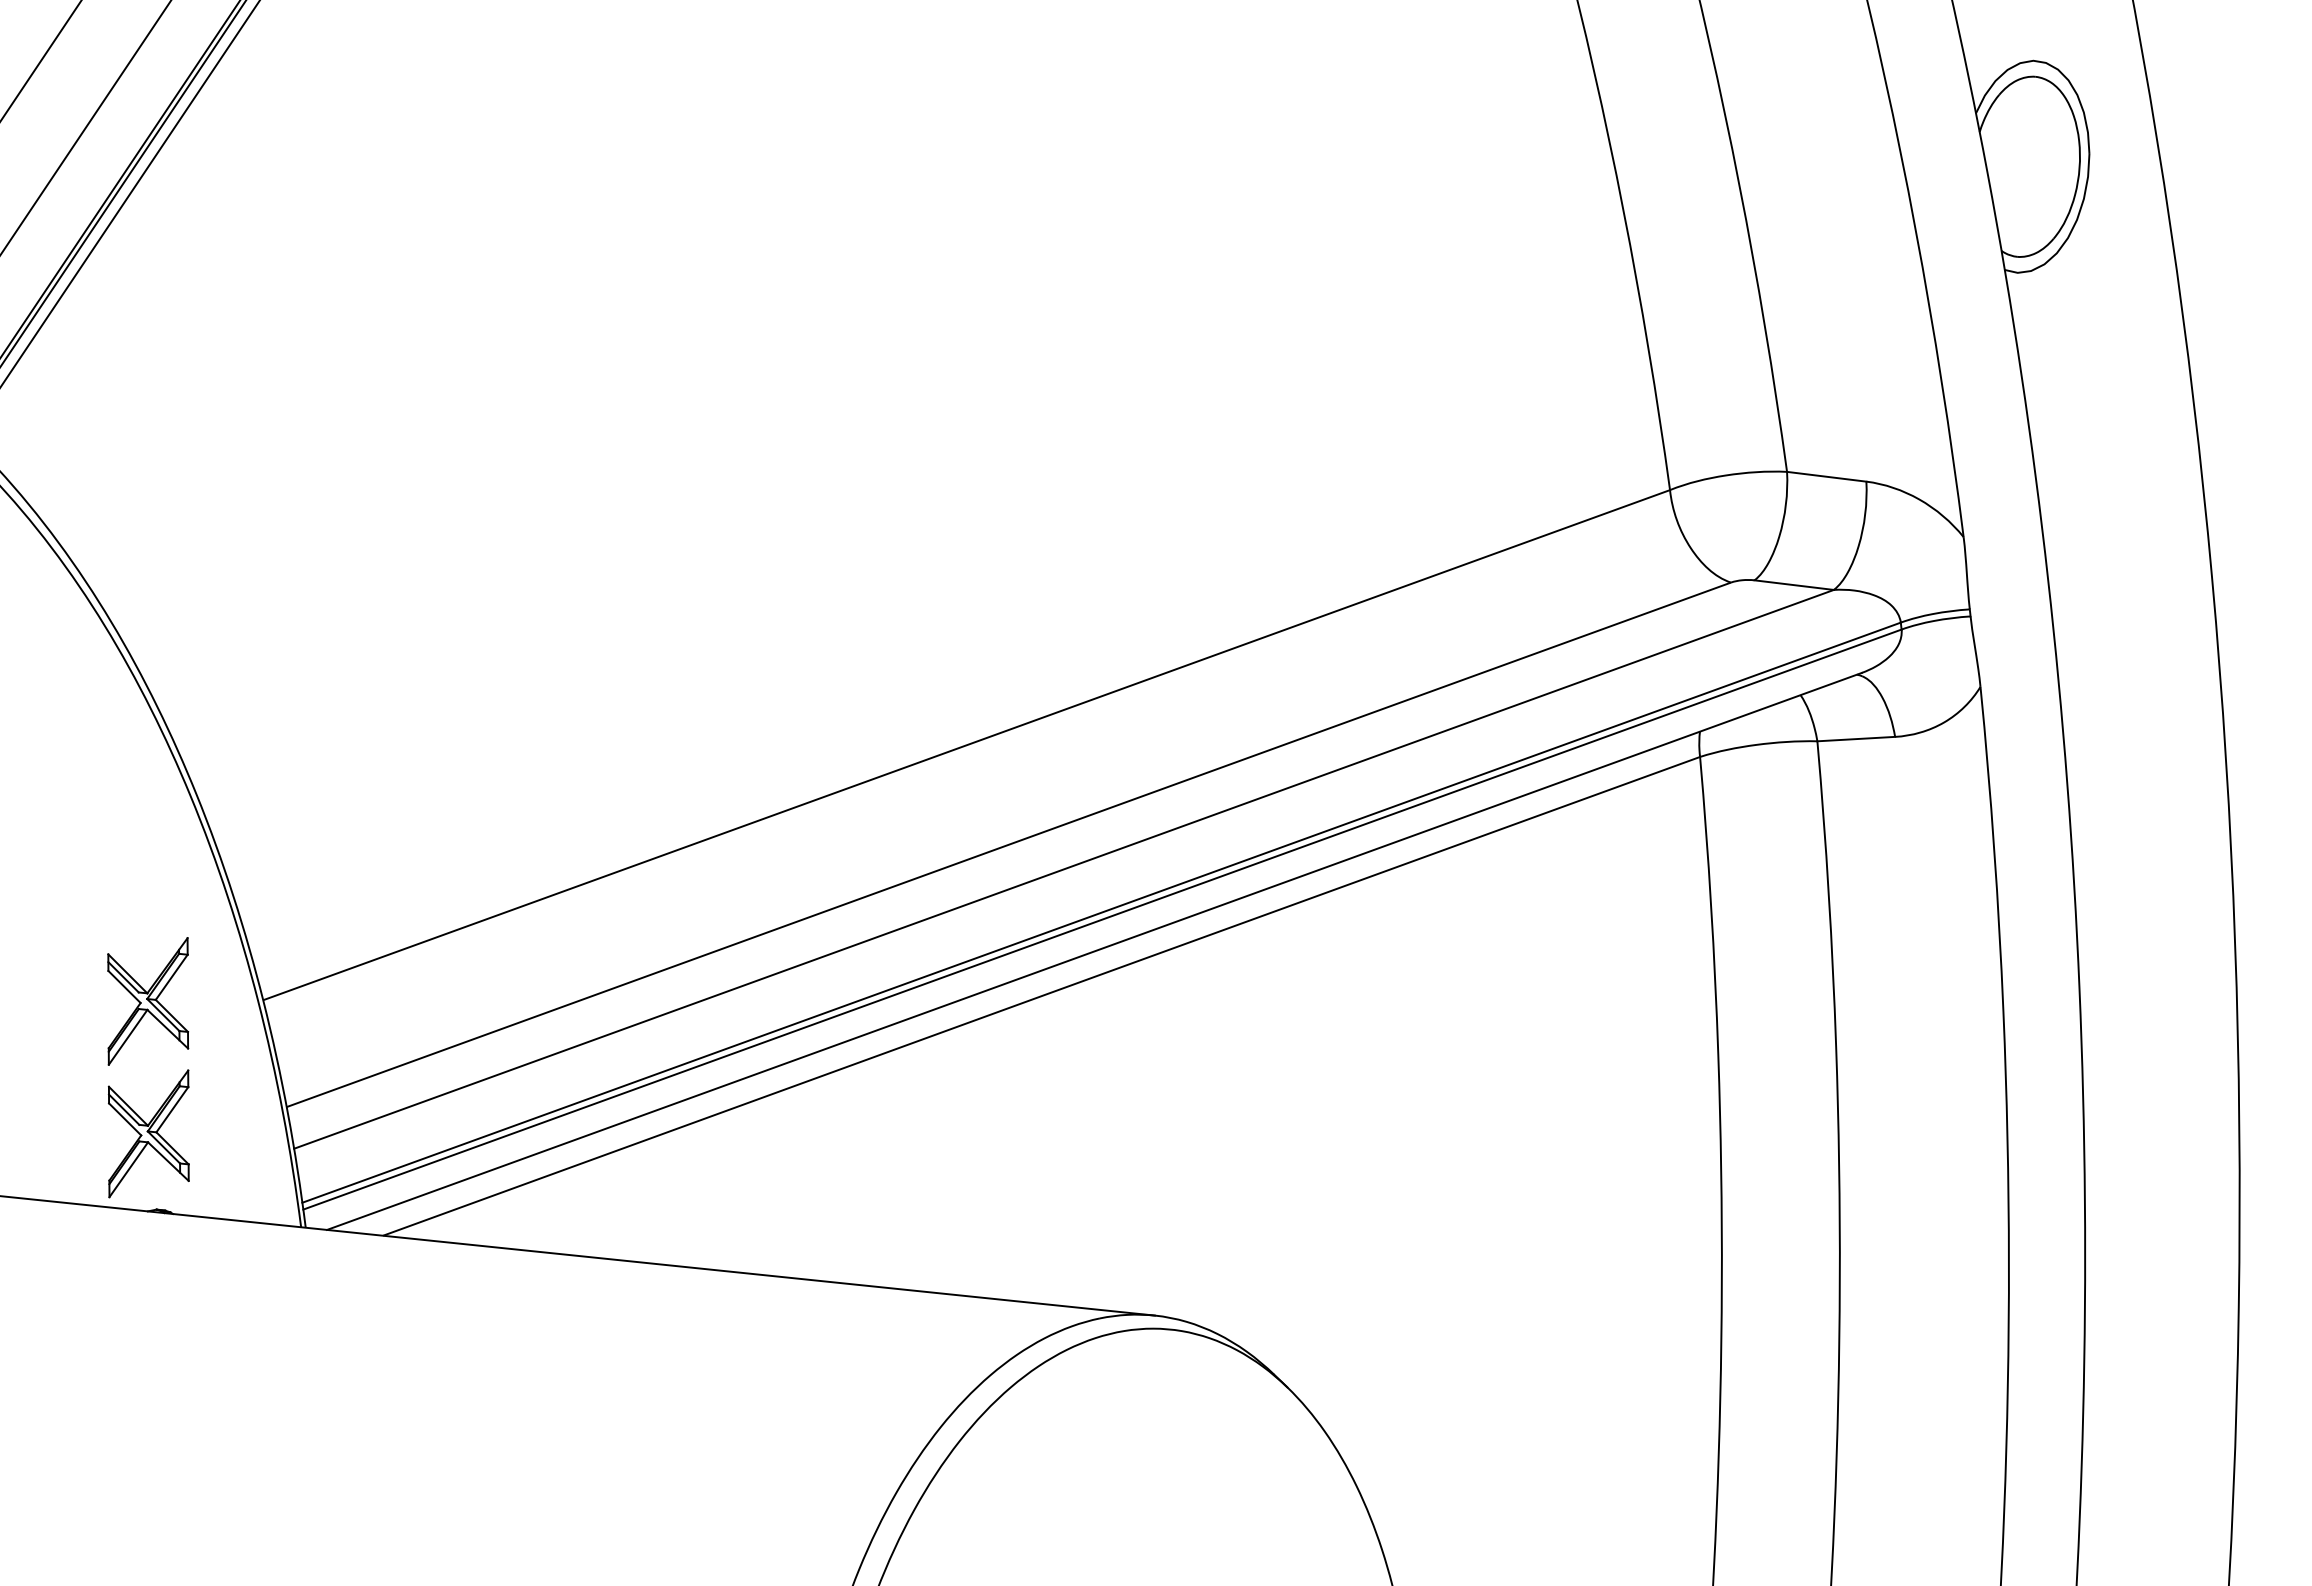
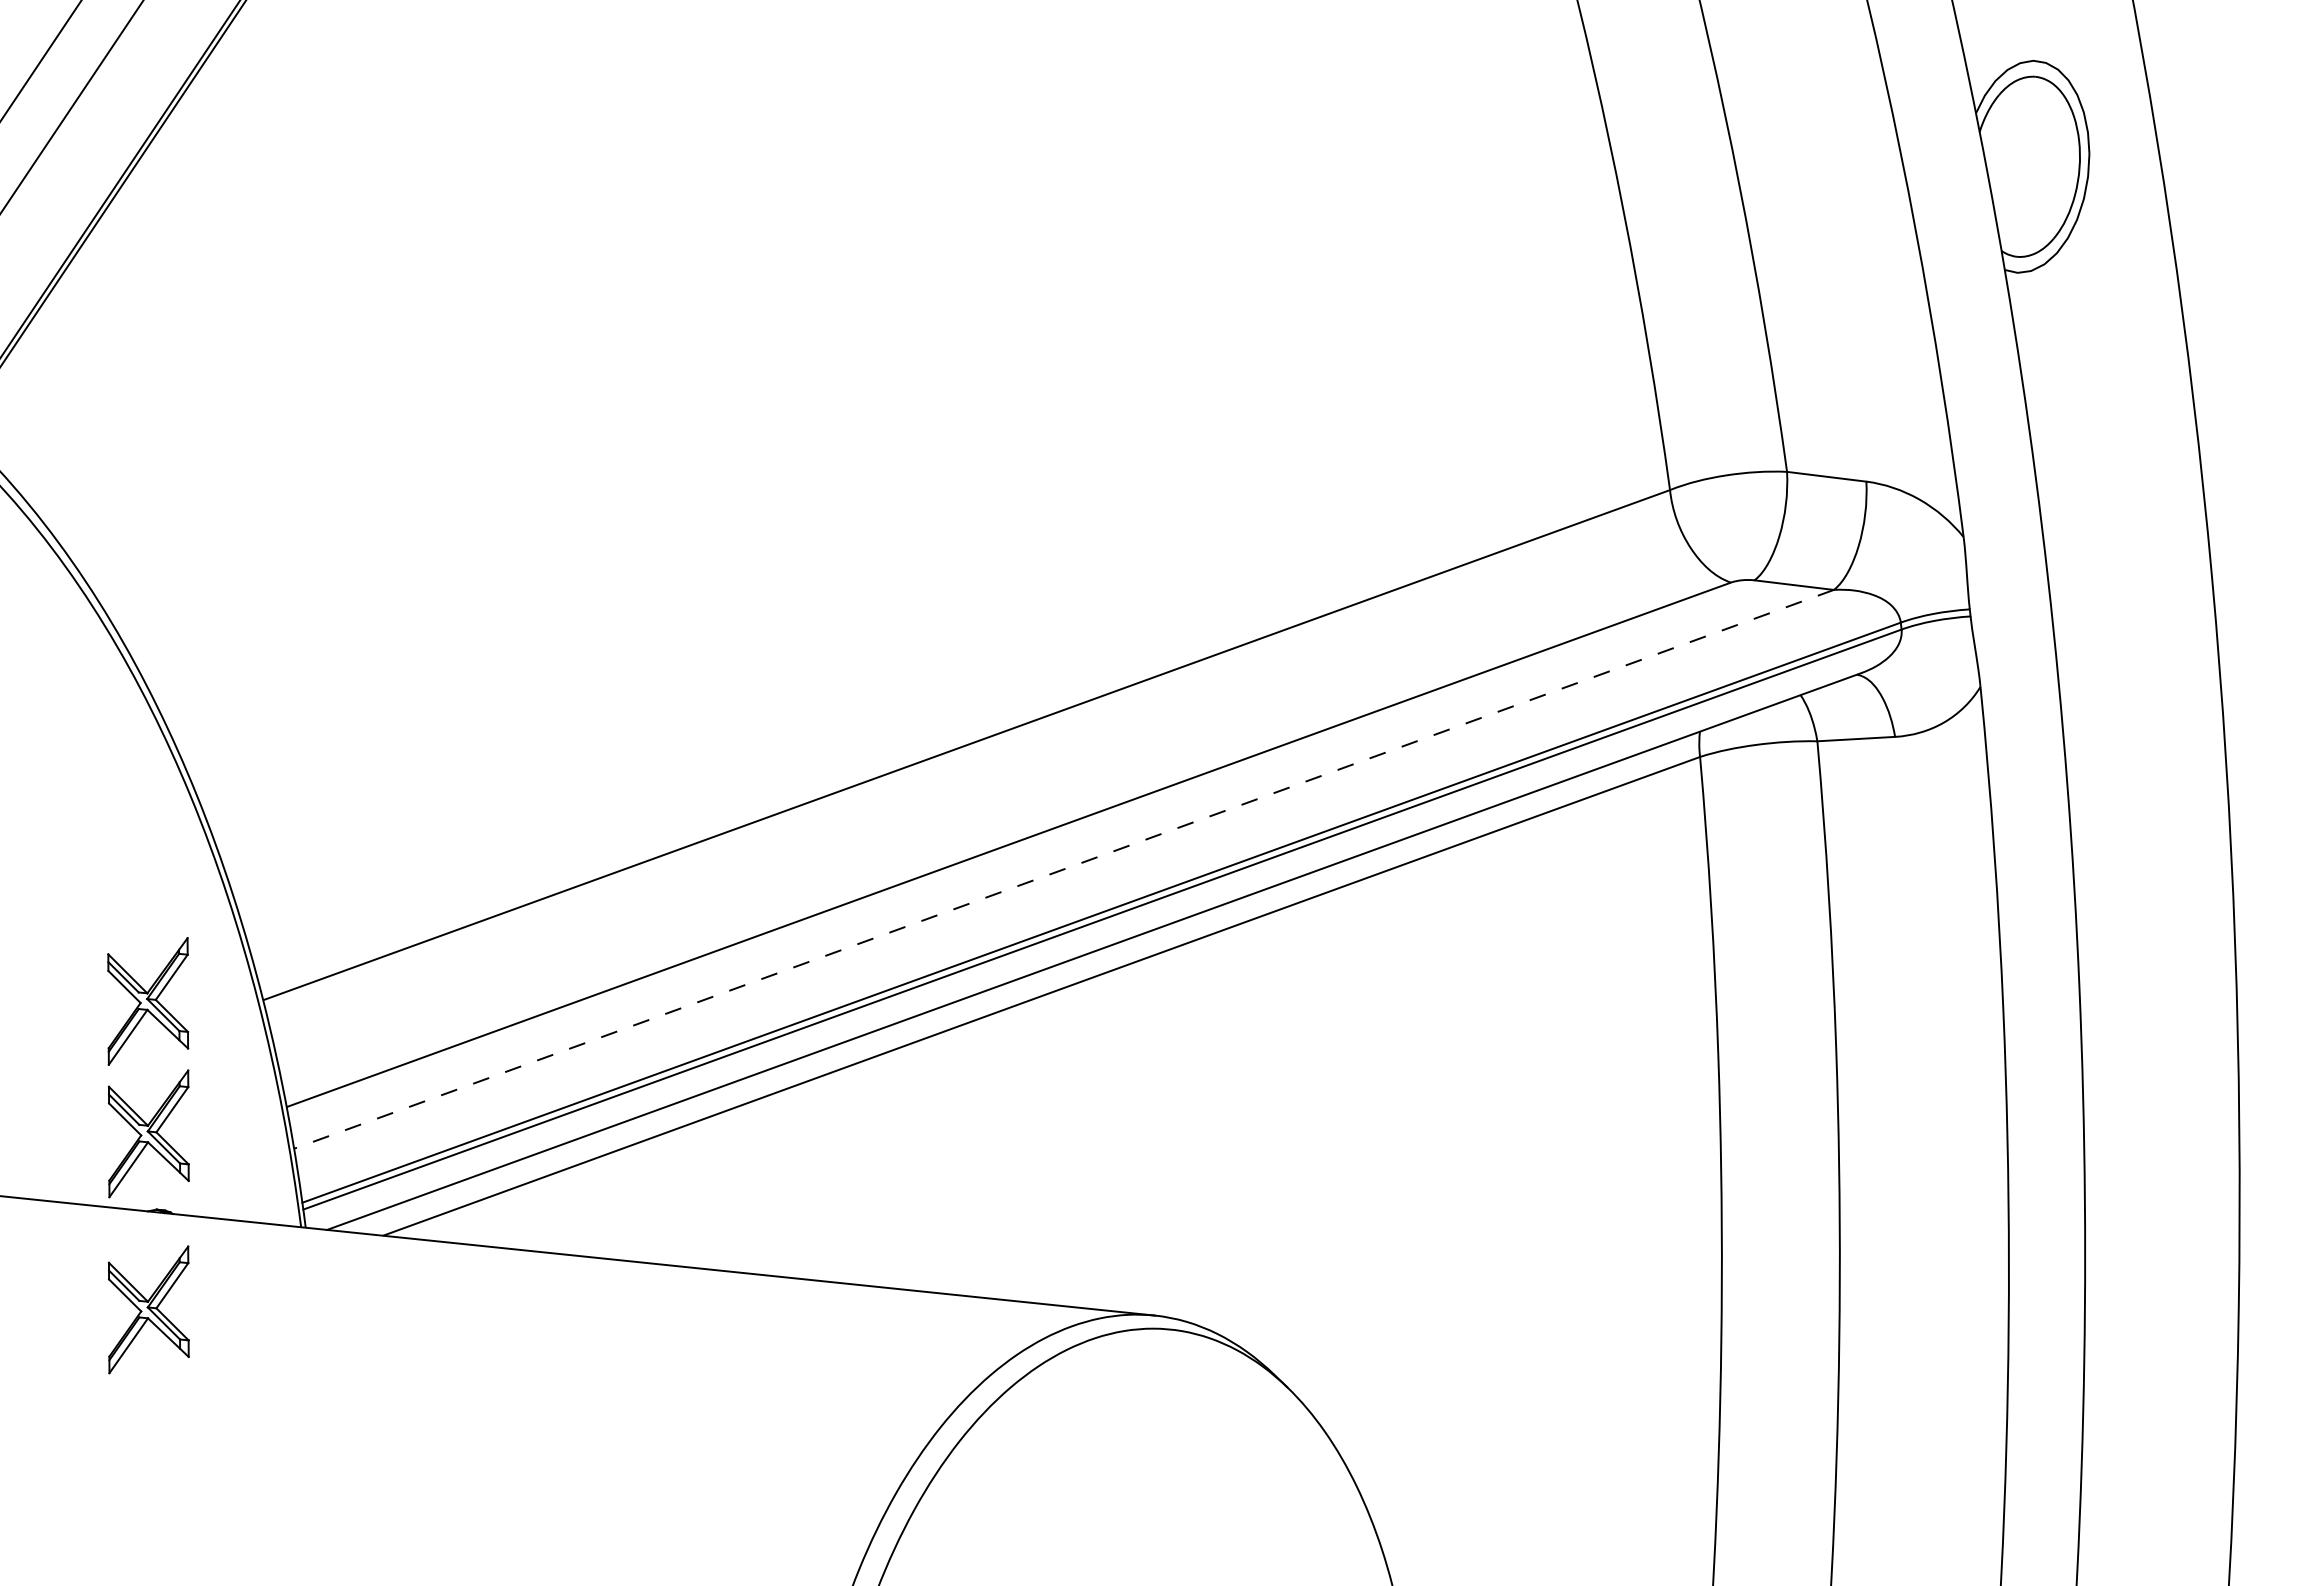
line position: (85, 127) -> (71, 106) (71, 106)
line: present -> none (130, 193)
line: solid -> dashed (1064, 869)
part: none -> present (148, 1309)
